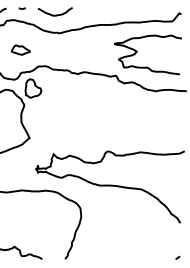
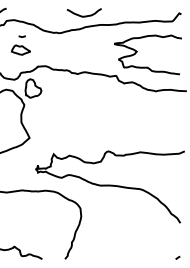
line position: (21, 8) -> (21, 36) (21, 36)
curve position: (54, 14) -> (83, 15) (83, 15)
